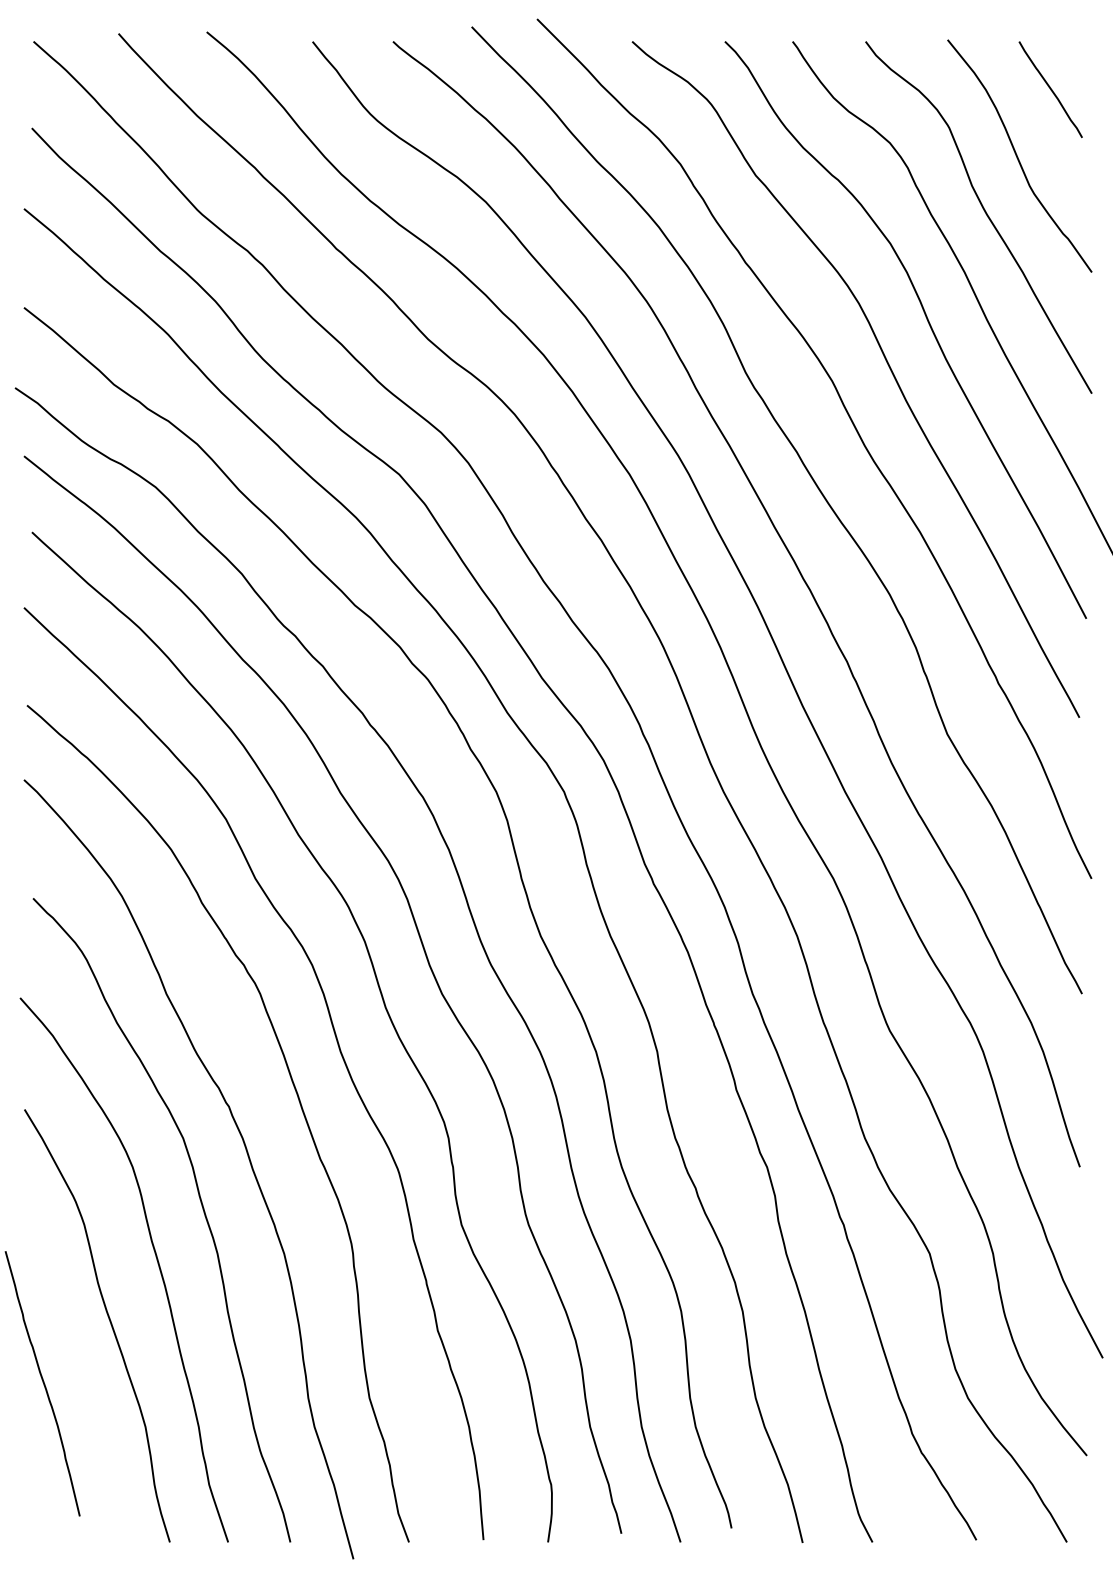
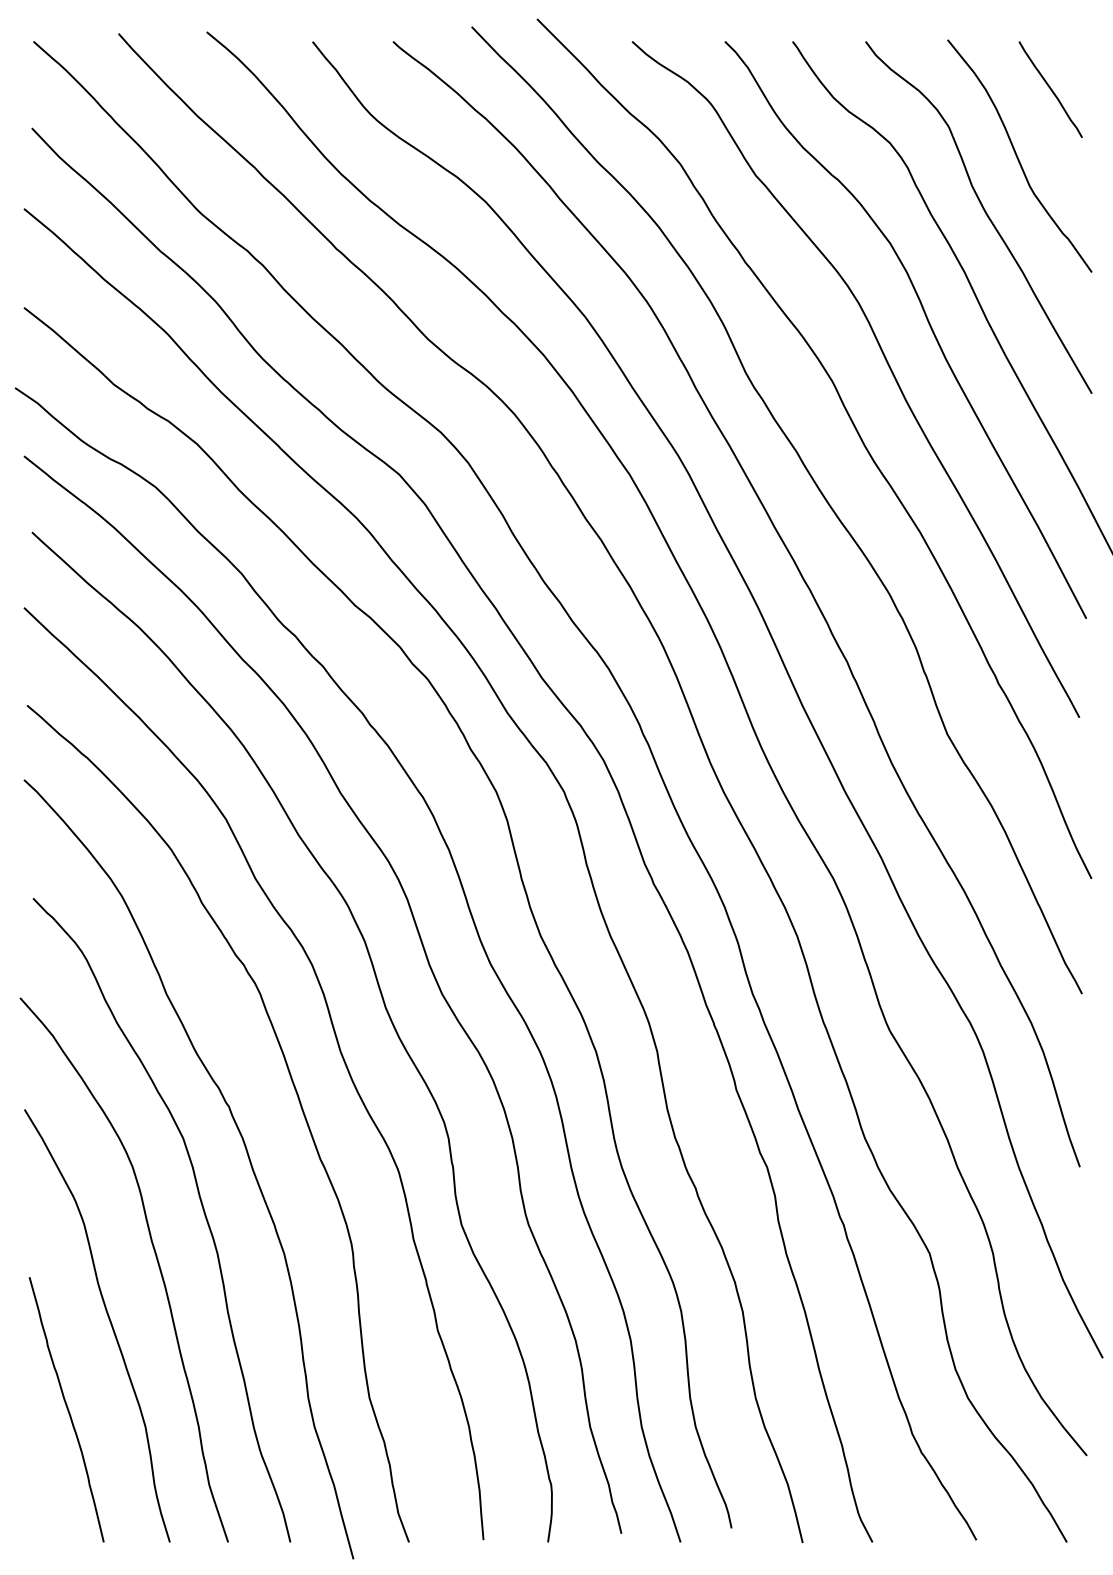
curve position: (42, 1382) -> (66, 1408) (66, 1408)
